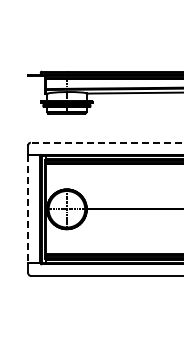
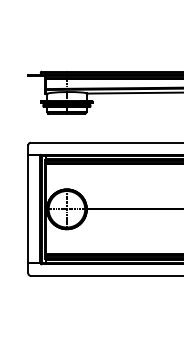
line: dashed -> solid (106, 142)
line: dashed -> solid (28, 209)
